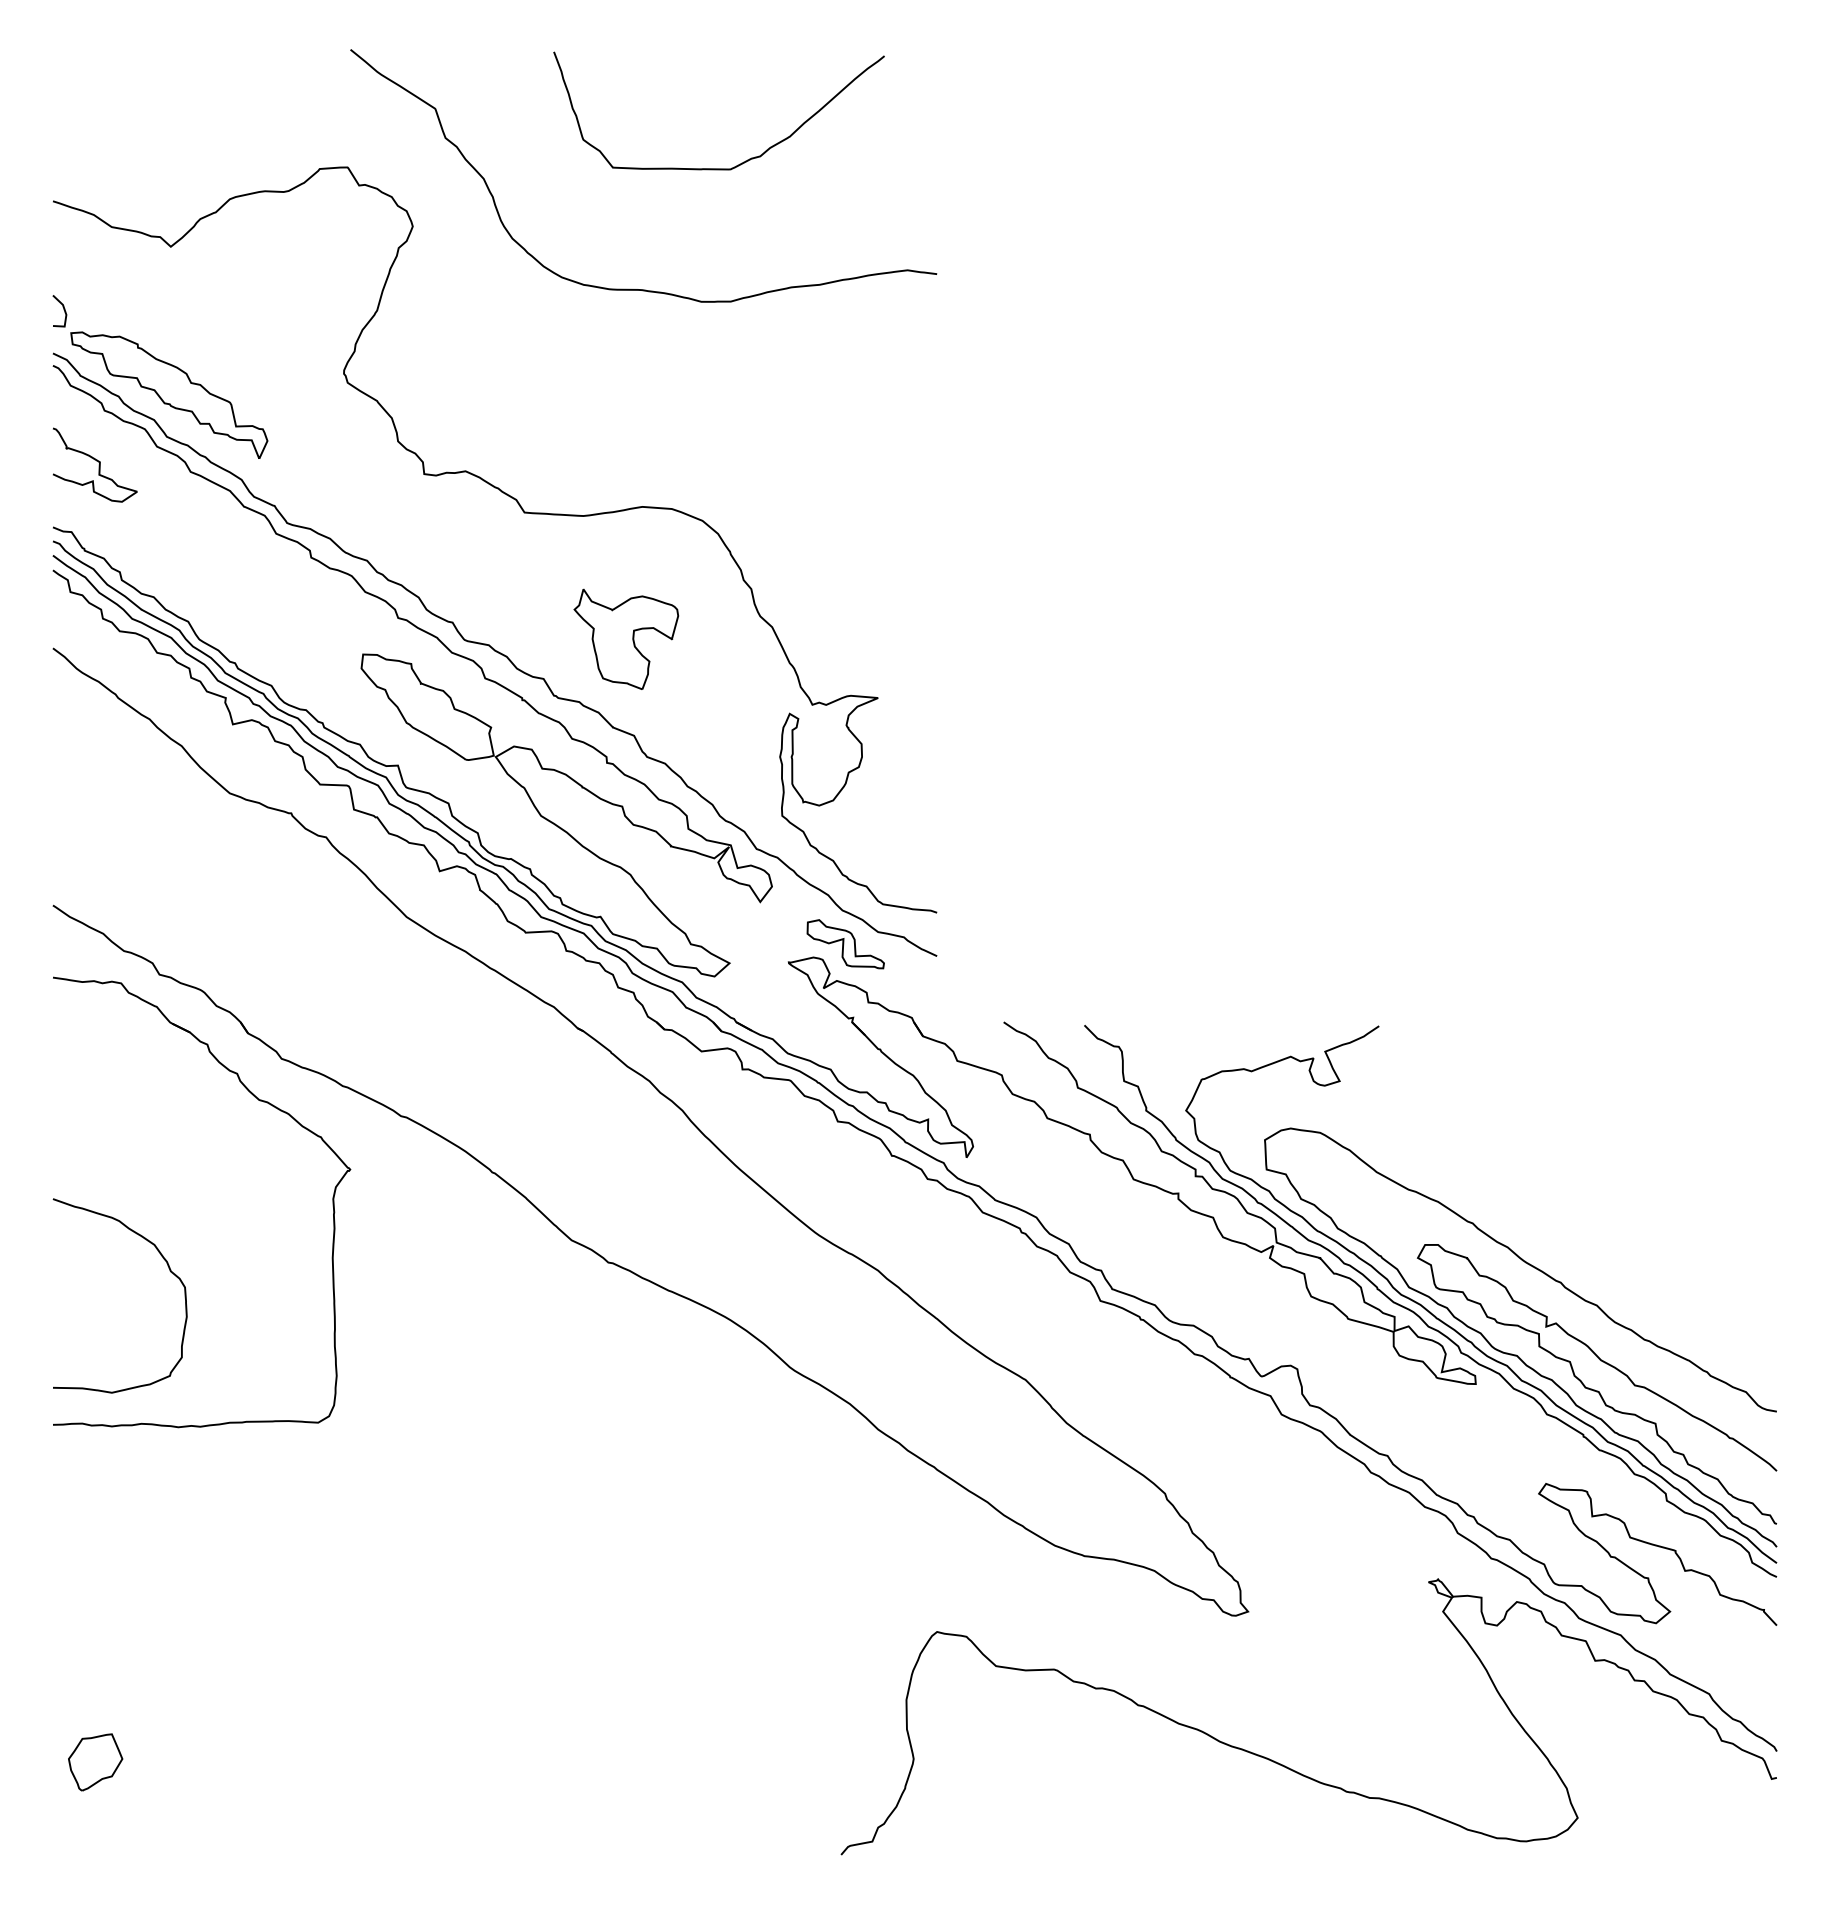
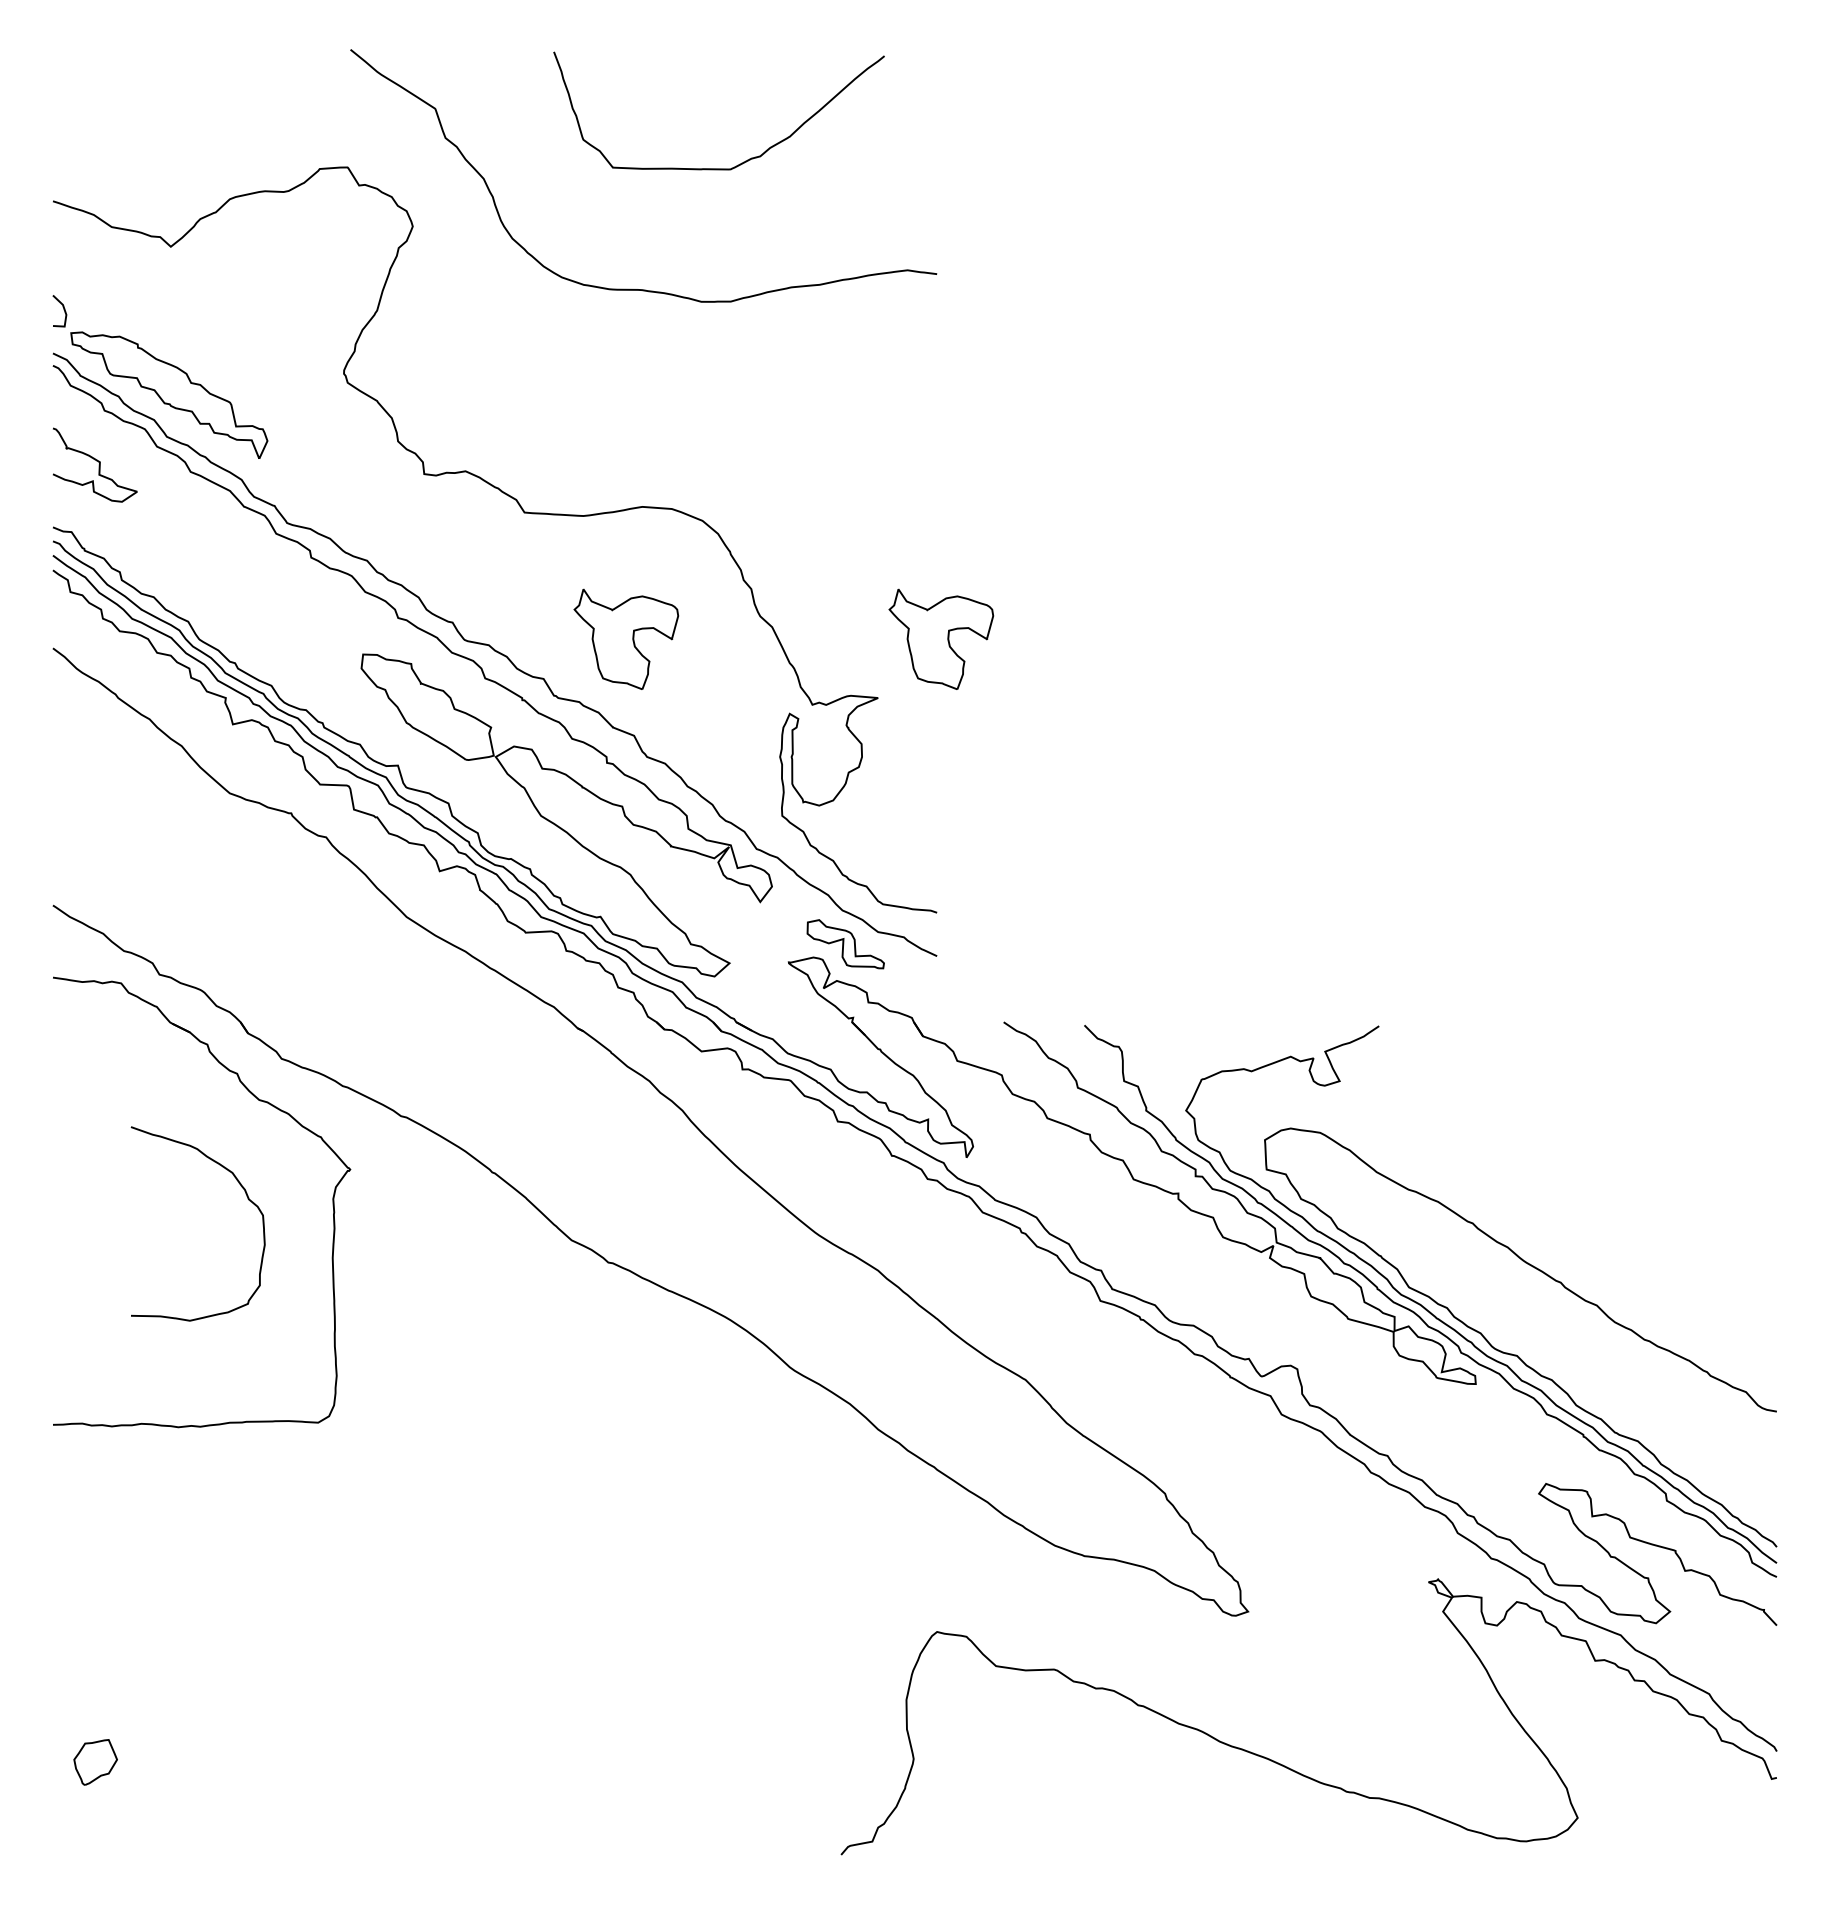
part: none -> present (941, 638)
curve position: (169, 1270) -> (247, 1198) (247, 1198)
curve: present -> none (1594, 1389)
part size: 56x59 px -> 45x47 px (95, 1762)
